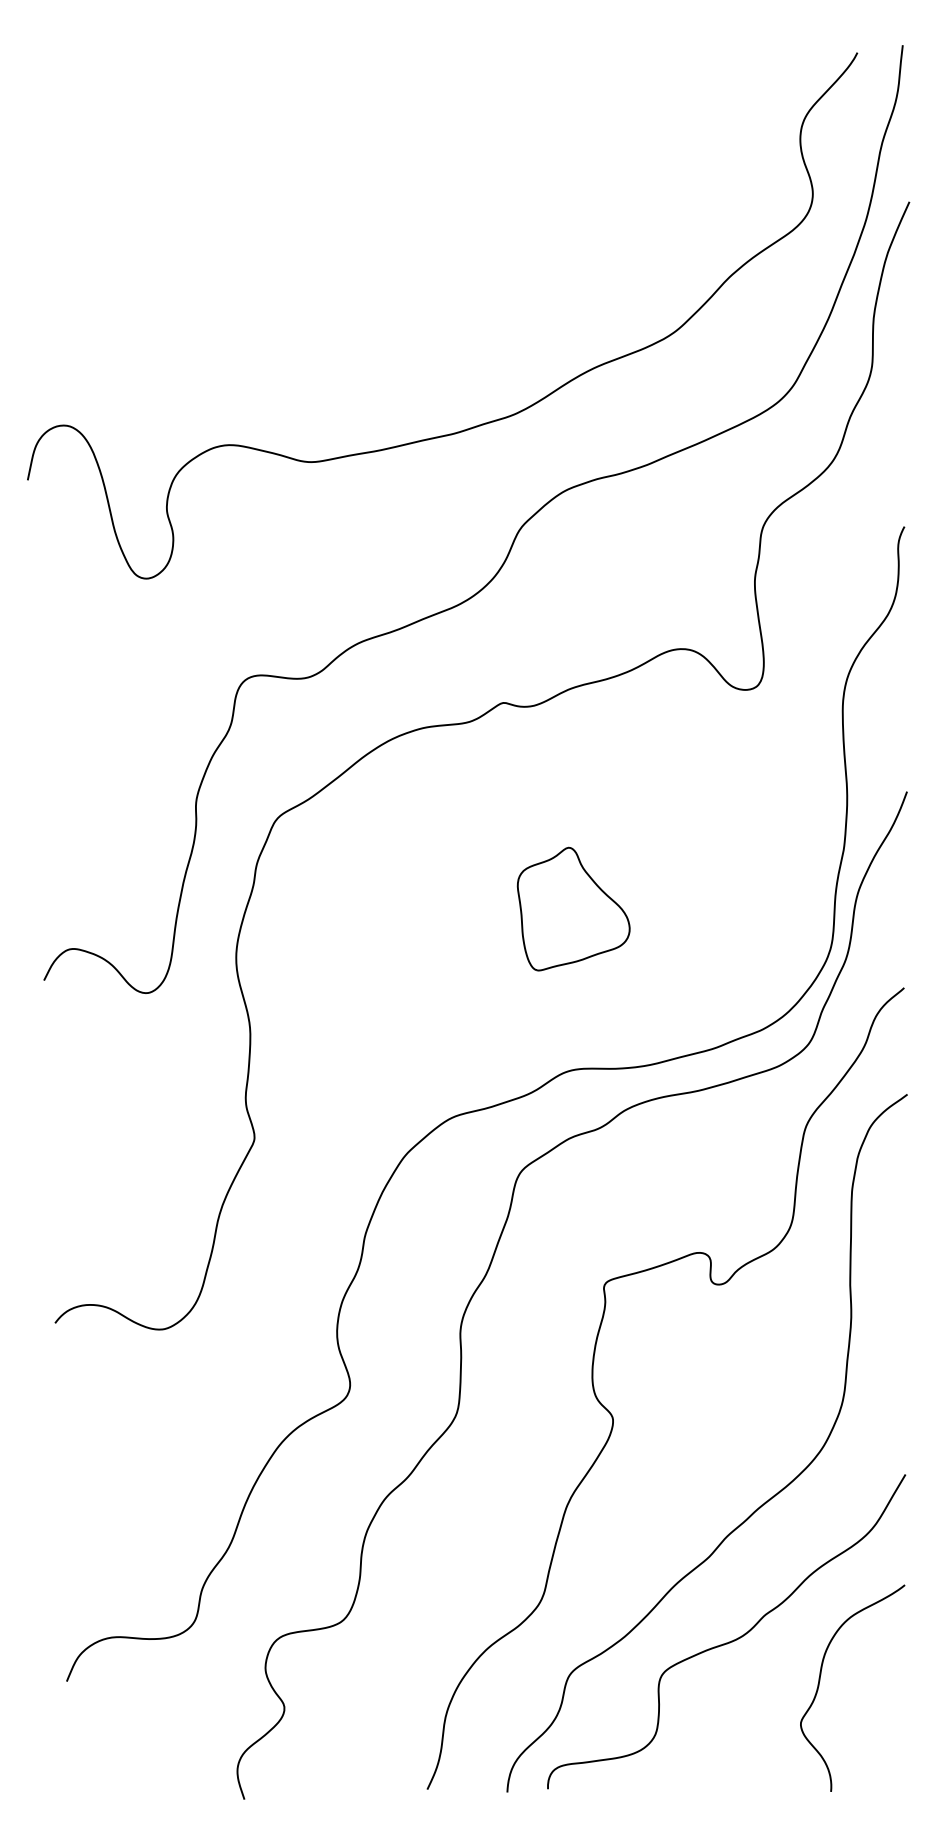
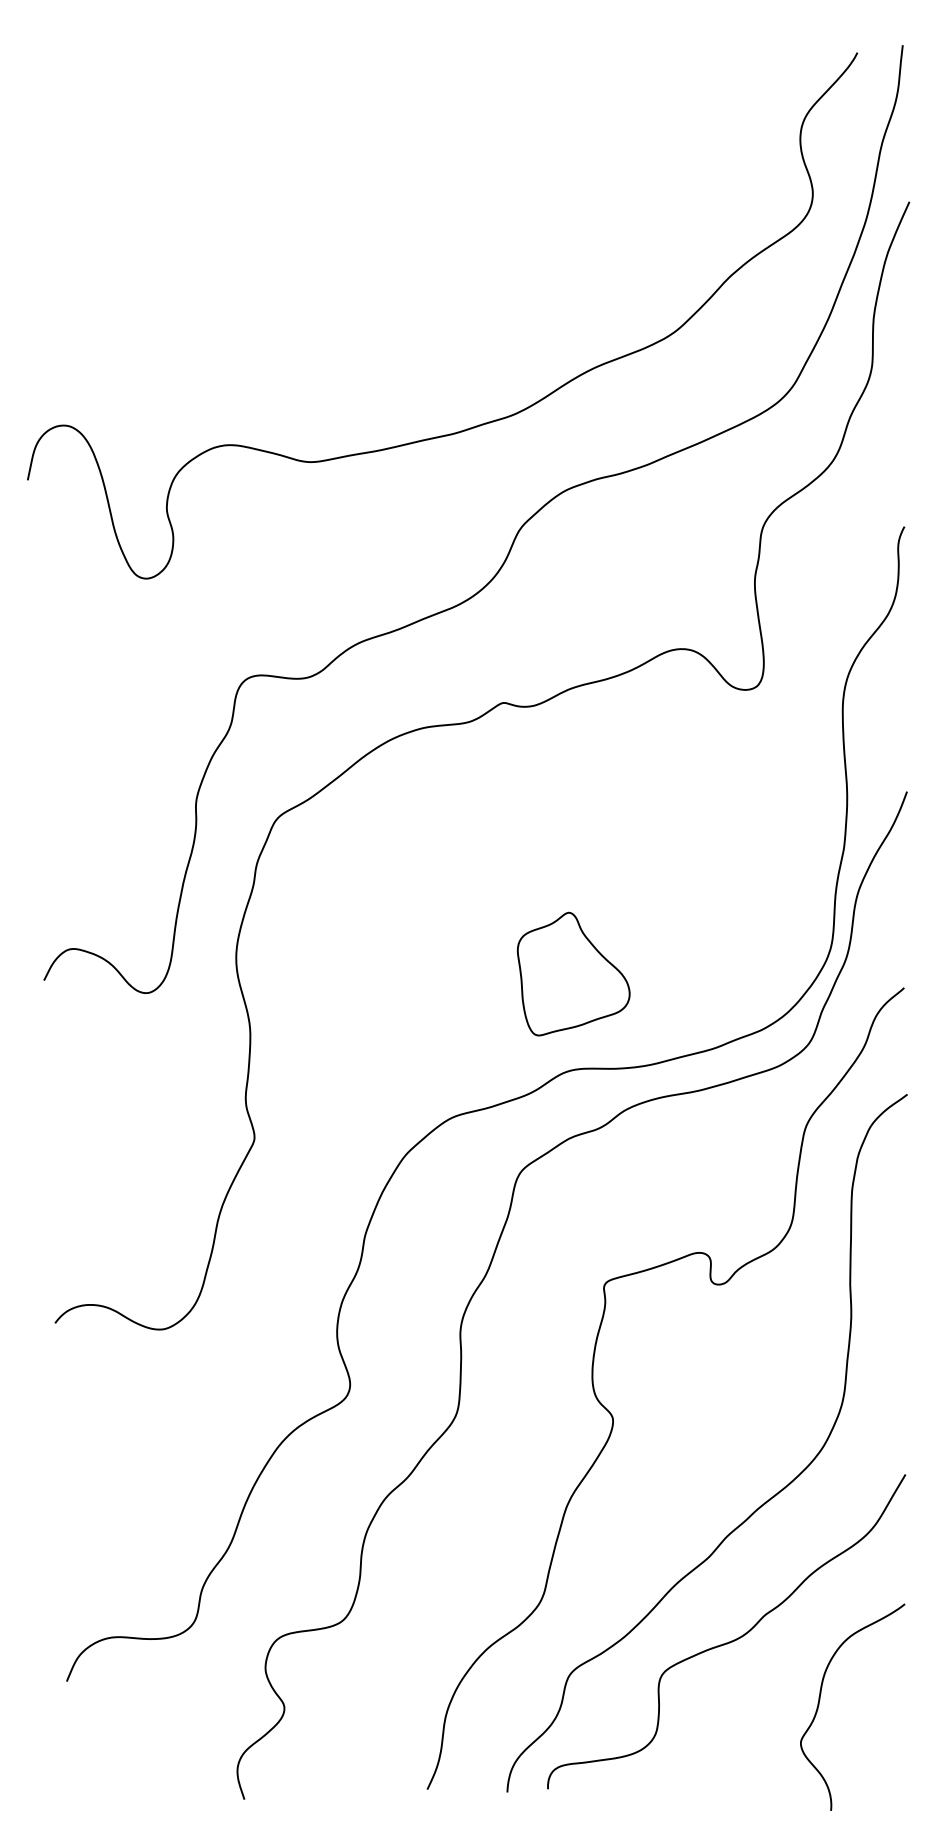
part position: (573, 908) -> (573, 973) (573, 973)
curve position: (820, 1681) -> (820, 1700) (820, 1700)
